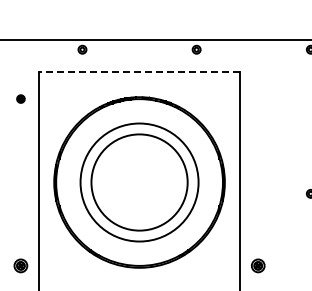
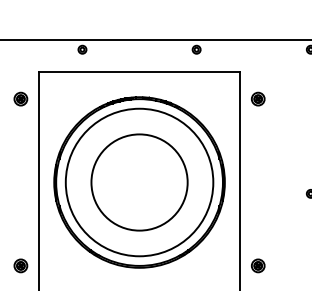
line: dashed -> solid (139, 72)
part size: 10x10 px -> 16x16 px (20, 98)
part: none -> present (258, 98)
circle diameter: 118 px -> 148 px (139, 182)
